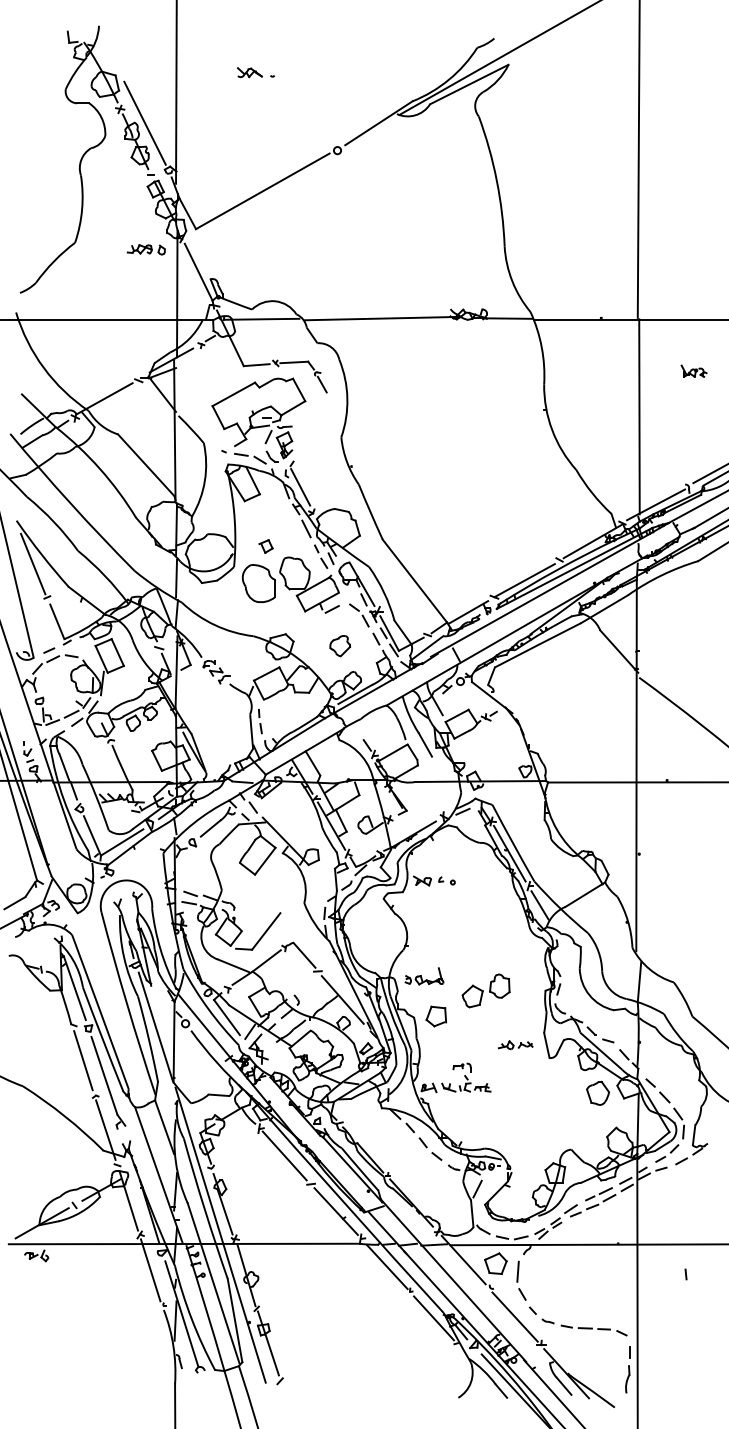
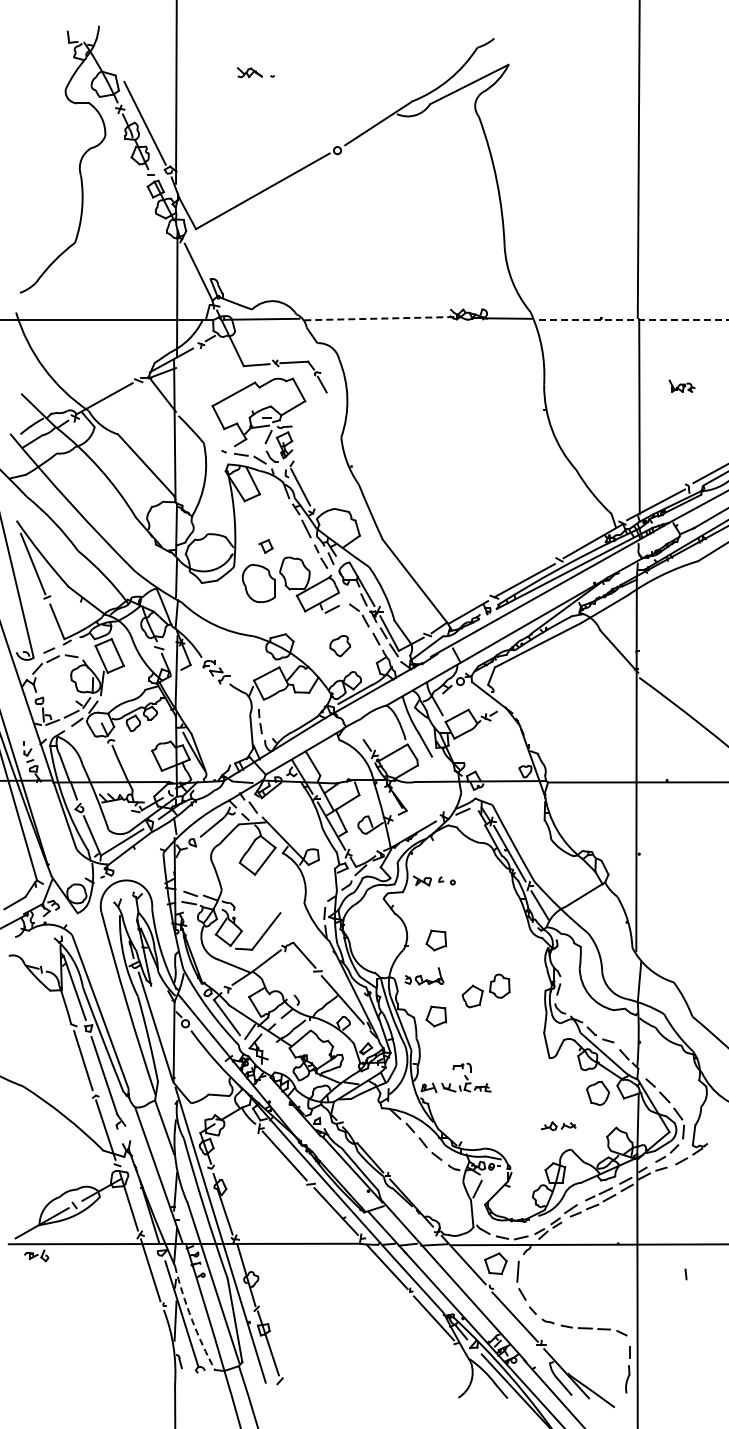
line: present -> none (498, 58)
part: present -> none (145, 249)
line: solid -> dashed (383, 318)
line: solid -> dashed (631, 320)
part position: (693, 370) -> (681, 385) (681, 385)
part: none -> present (436, 940)
part position: (515, 1045) -> (558, 1126) (558, 1126)
arc: solid -> dashed (191, 1319)
